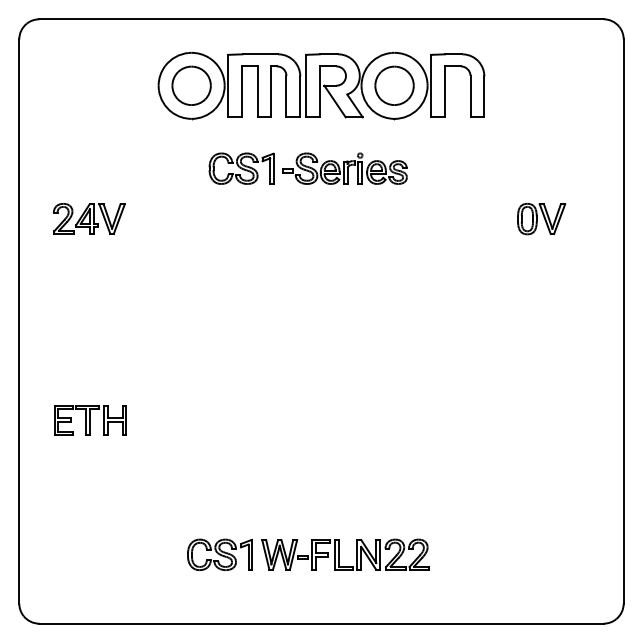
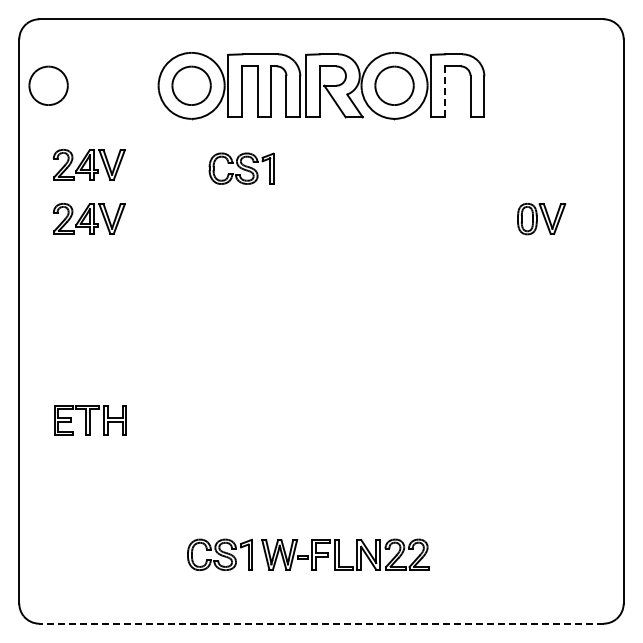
part: none -> present (48, 85)
line: solid -> dashed (445, 91)
part: none -> present (89, 164)
part: present -> none (344, 168)
line: solid -> dashed (320, 623)
